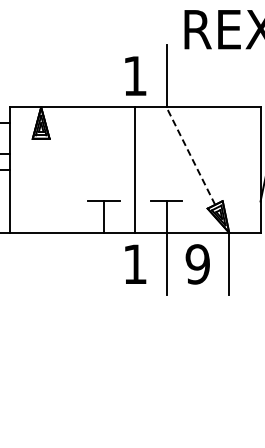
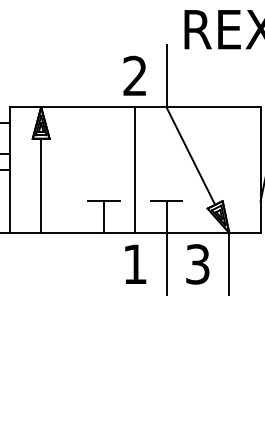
text: 1 -> 2 (134, 75)
line: dashed -> solid (190, 155)
line: none -> present (41, 185)
text: 9 -> 3 (197, 264)
